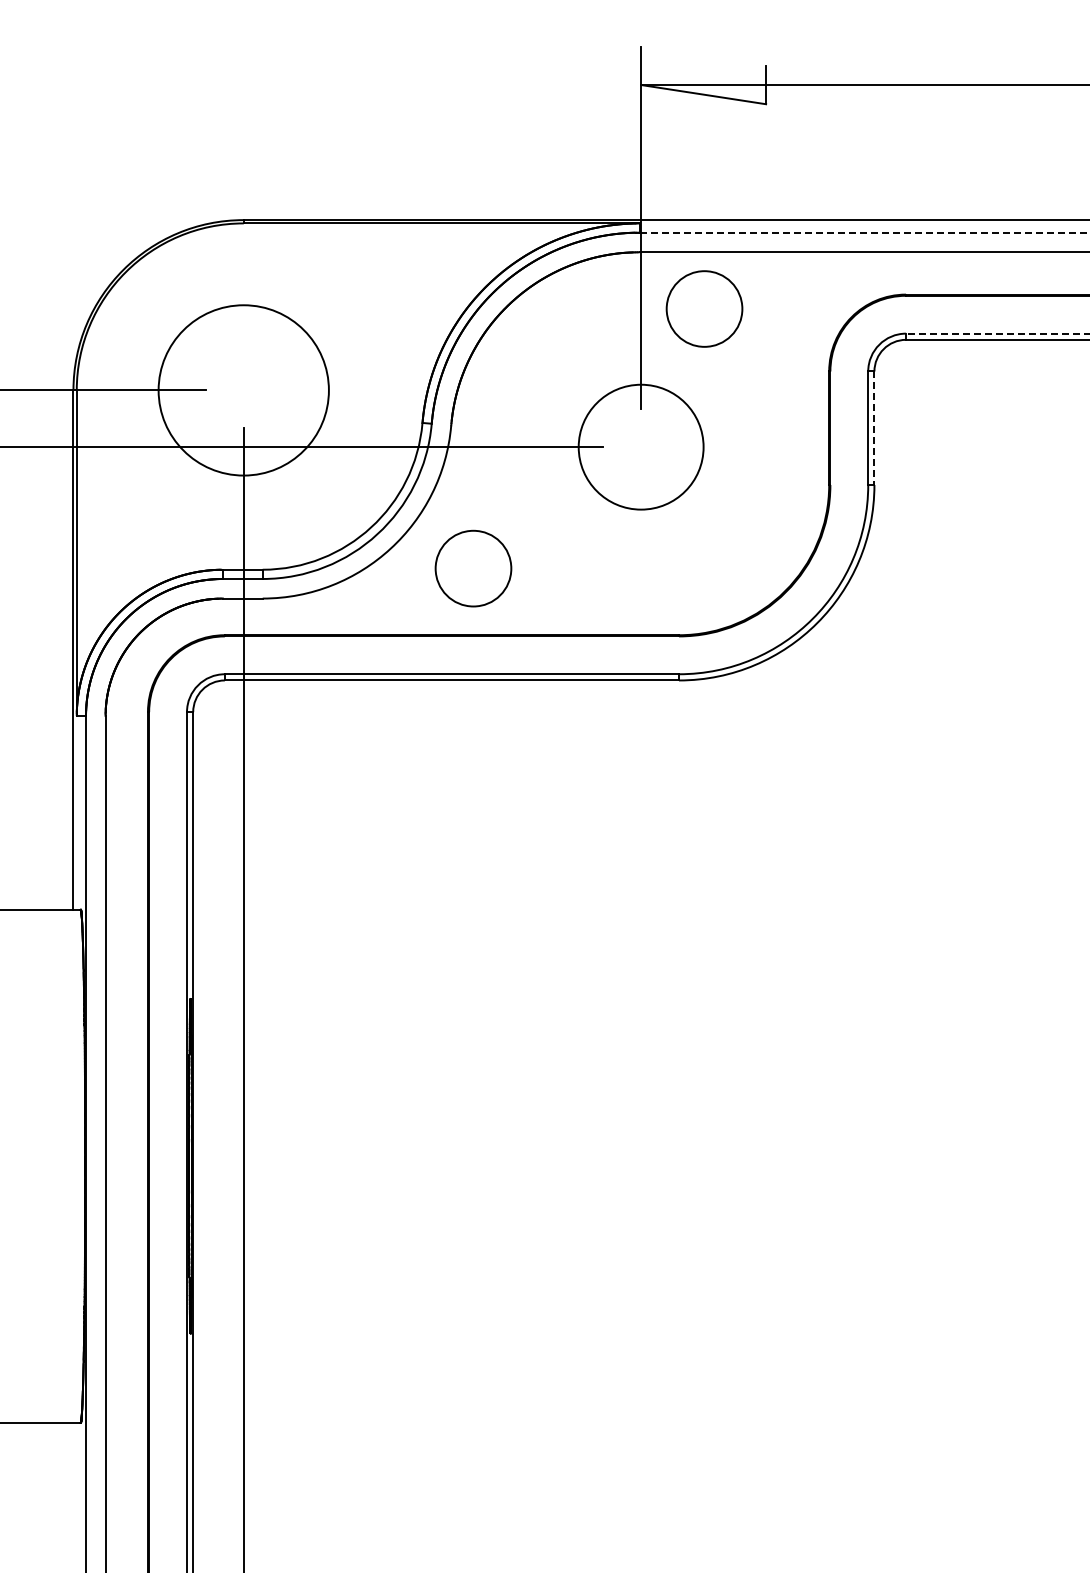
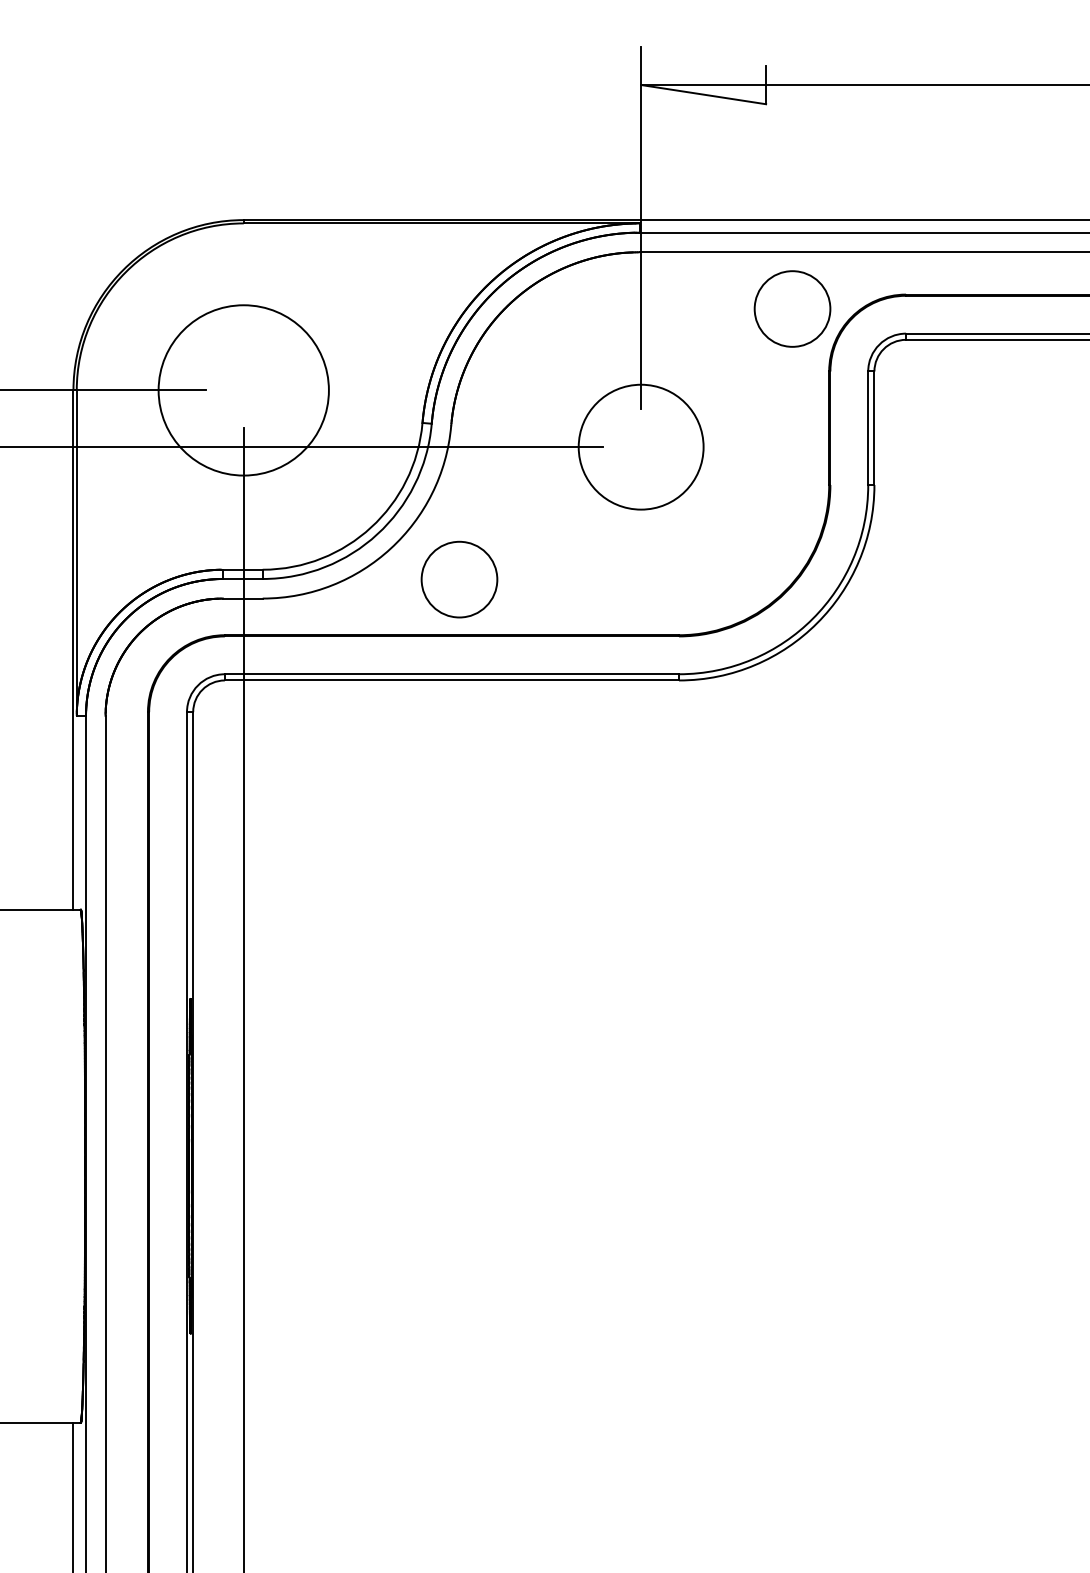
line: dashed -> solid (864, 232)
circle position: (704, 308) -> (792, 308) (792, 308)
line: dashed -> solid (998, 333)
line: dashed -> solid (874, 428)
circle position: (473, 568) -> (459, 579) (459, 579)
line: none -> present (73, 1495)
